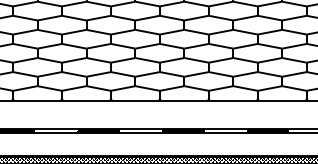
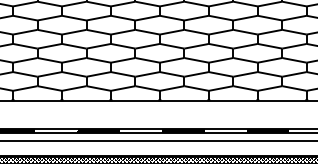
line: none -> present (158, 140)
